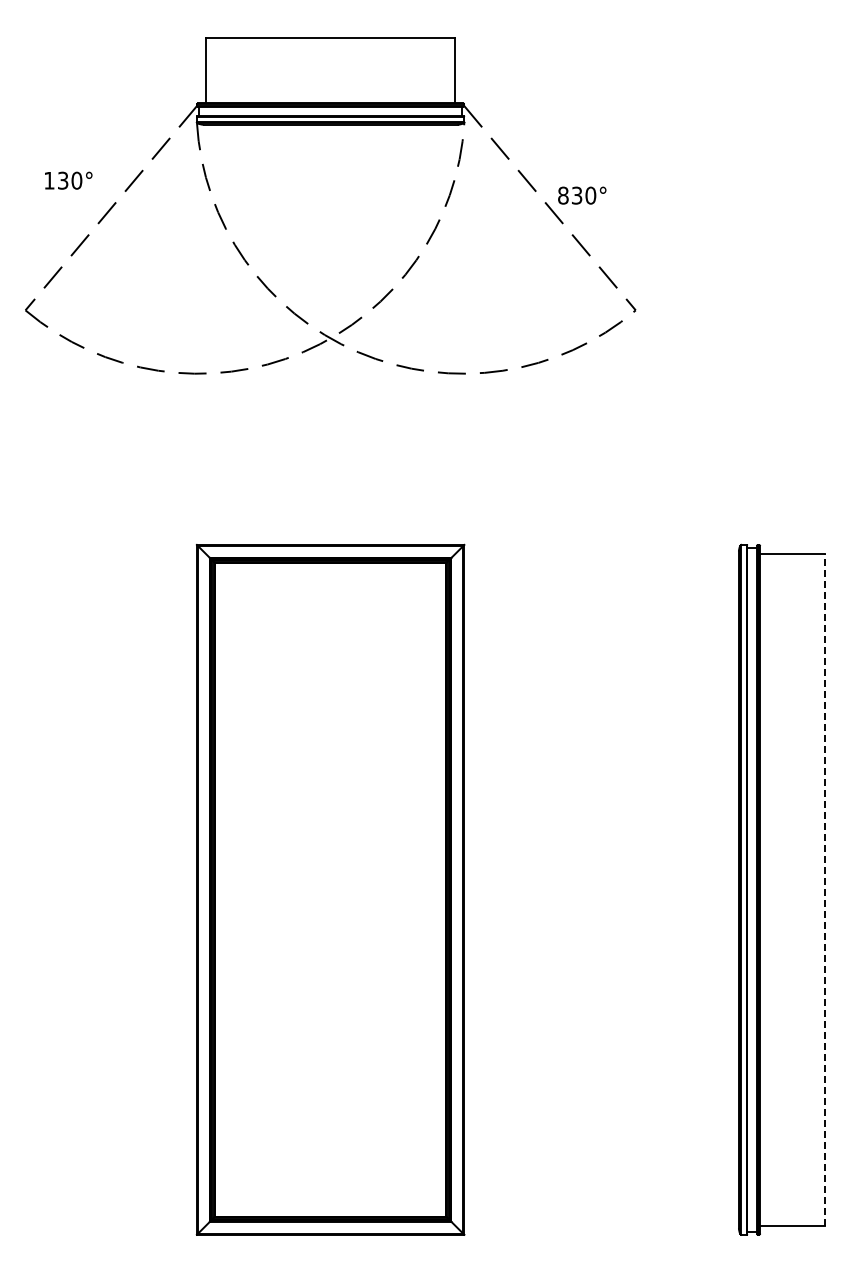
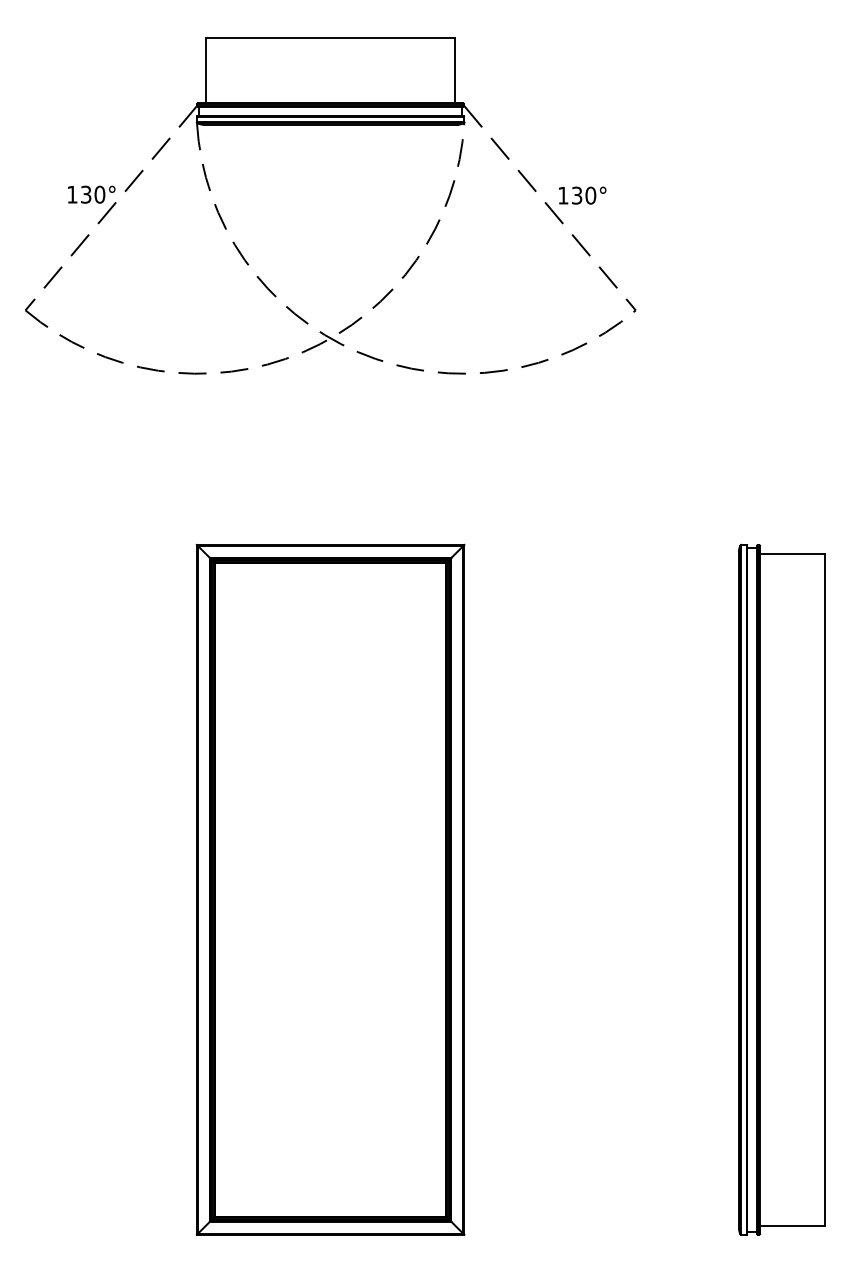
text position: (68, 180) -> (91, 194) (91, 194)
text: 830° -> 130° (563, 195)
line: dashed -> solid (825, 889)
